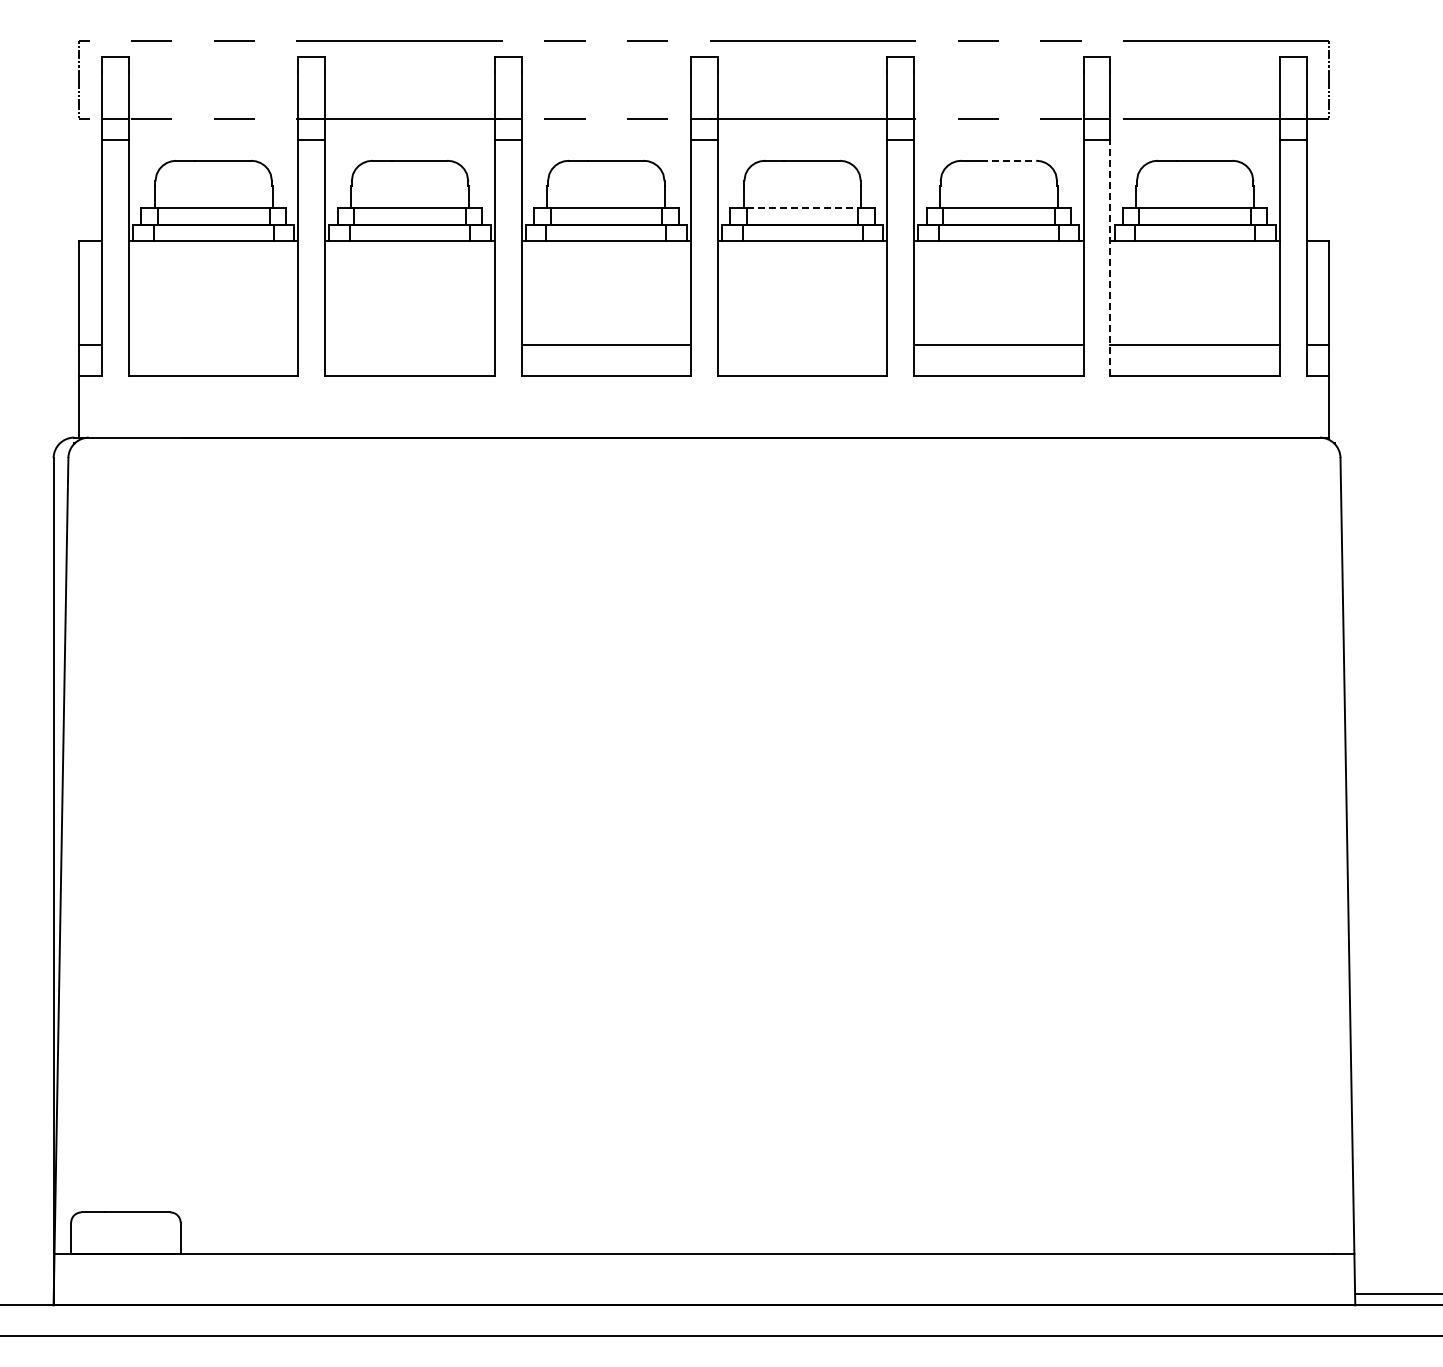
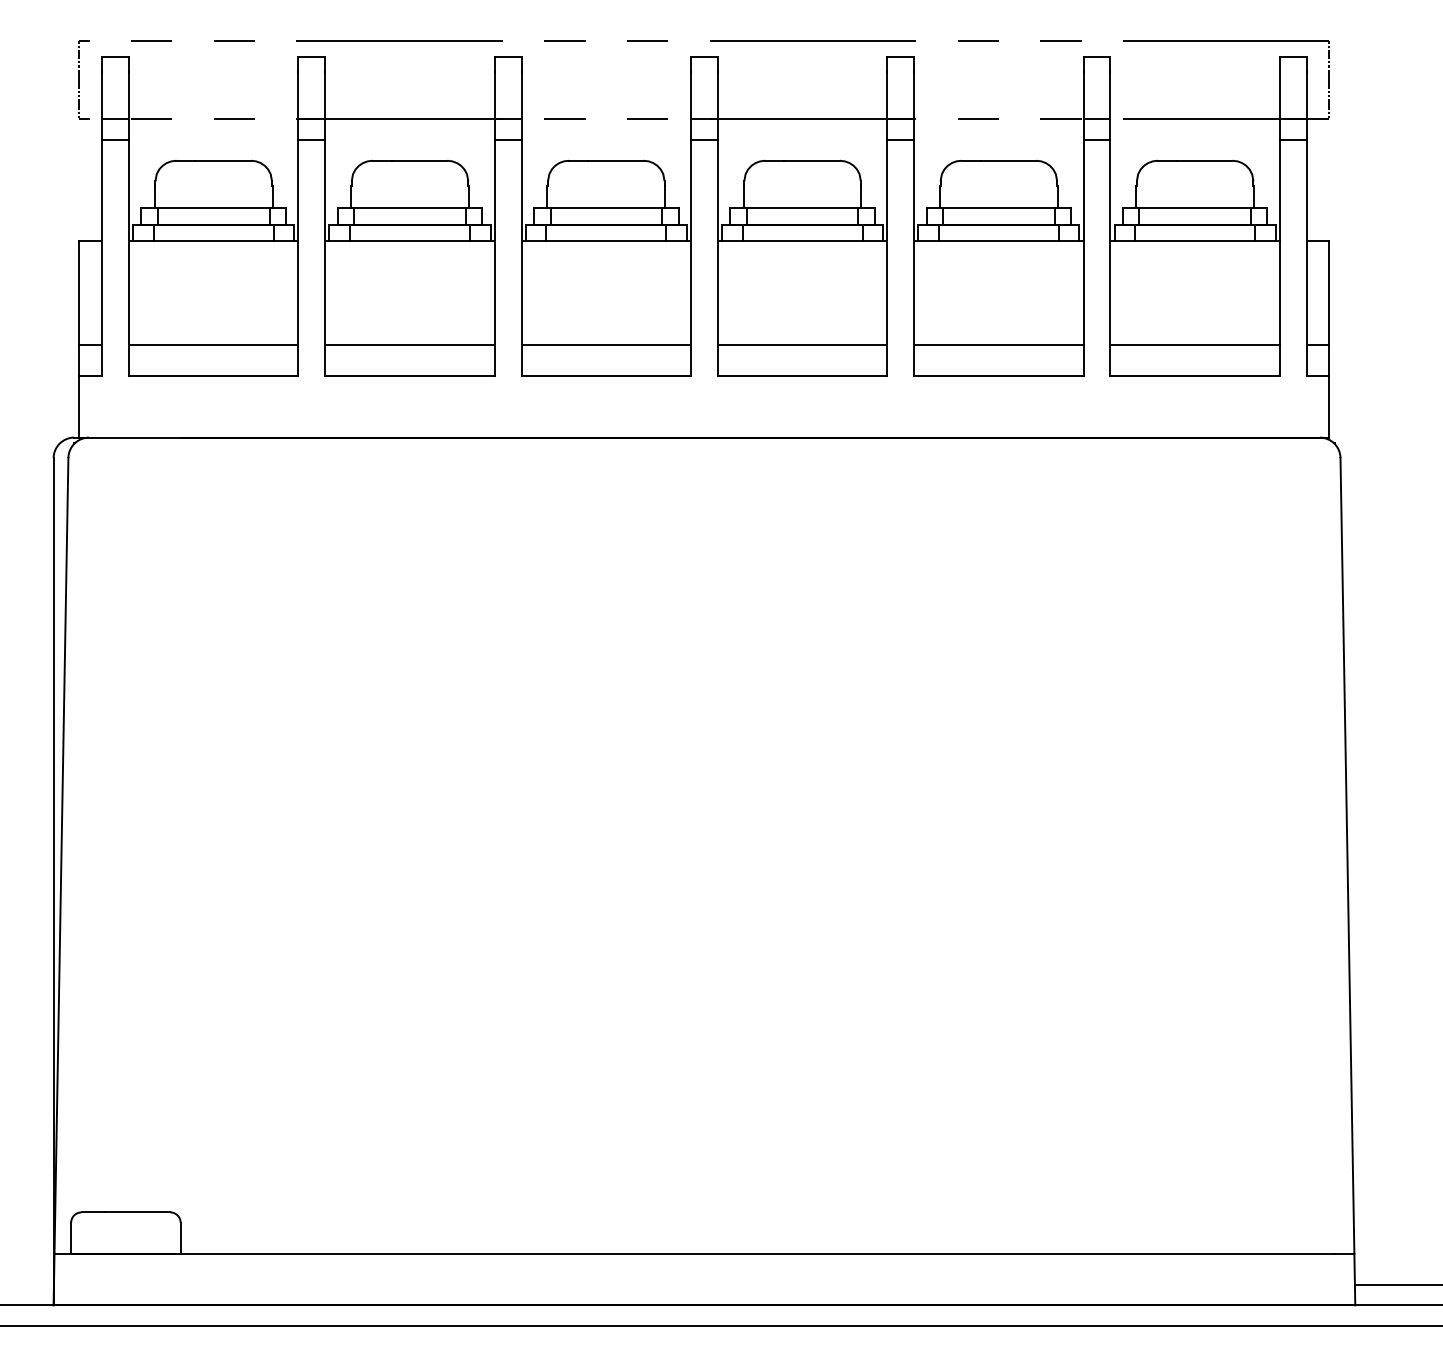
line: dashed -> solid (1008, 160)
line: dashed -> solid (802, 208)
line: dashed -> solid (1110, 257)
line: none -> present (213, 344)
line: none -> present (409, 344)
line: none -> present (802, 344)
line position: (1396, 1293) -> (1396, 1284) (1396, 1284)
line position: (720, 1336) -> (720, 1326) (720, 1326)
